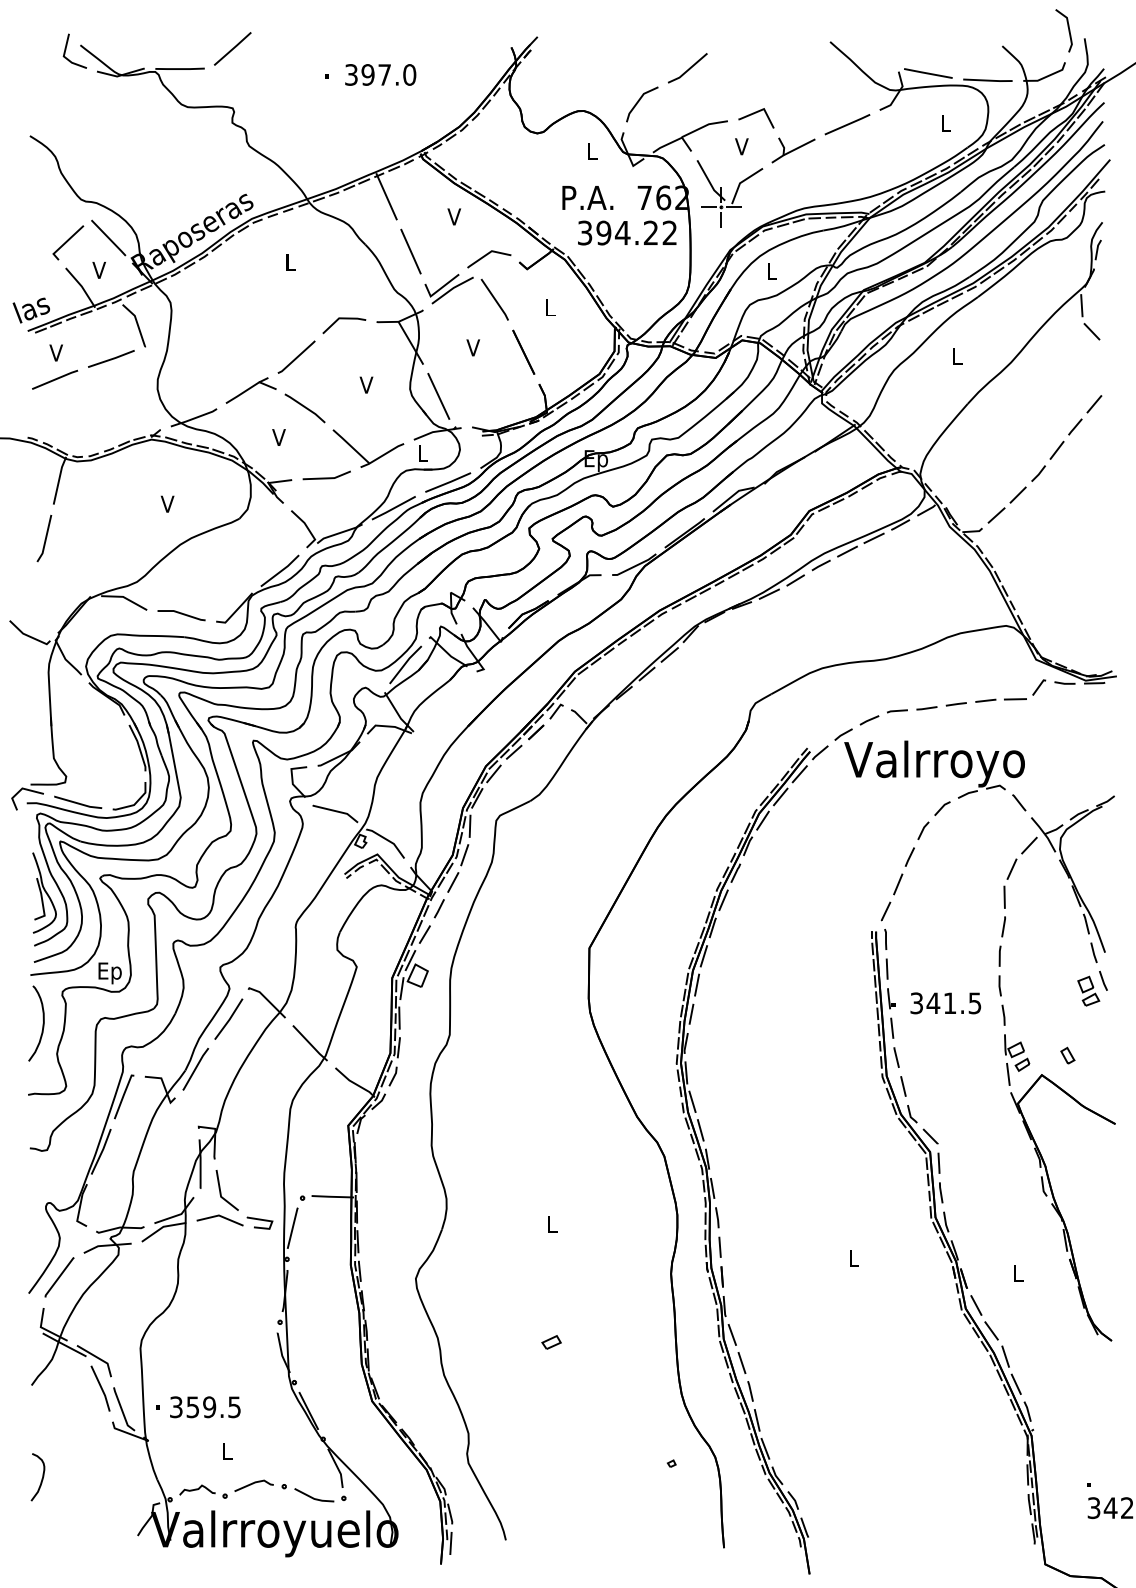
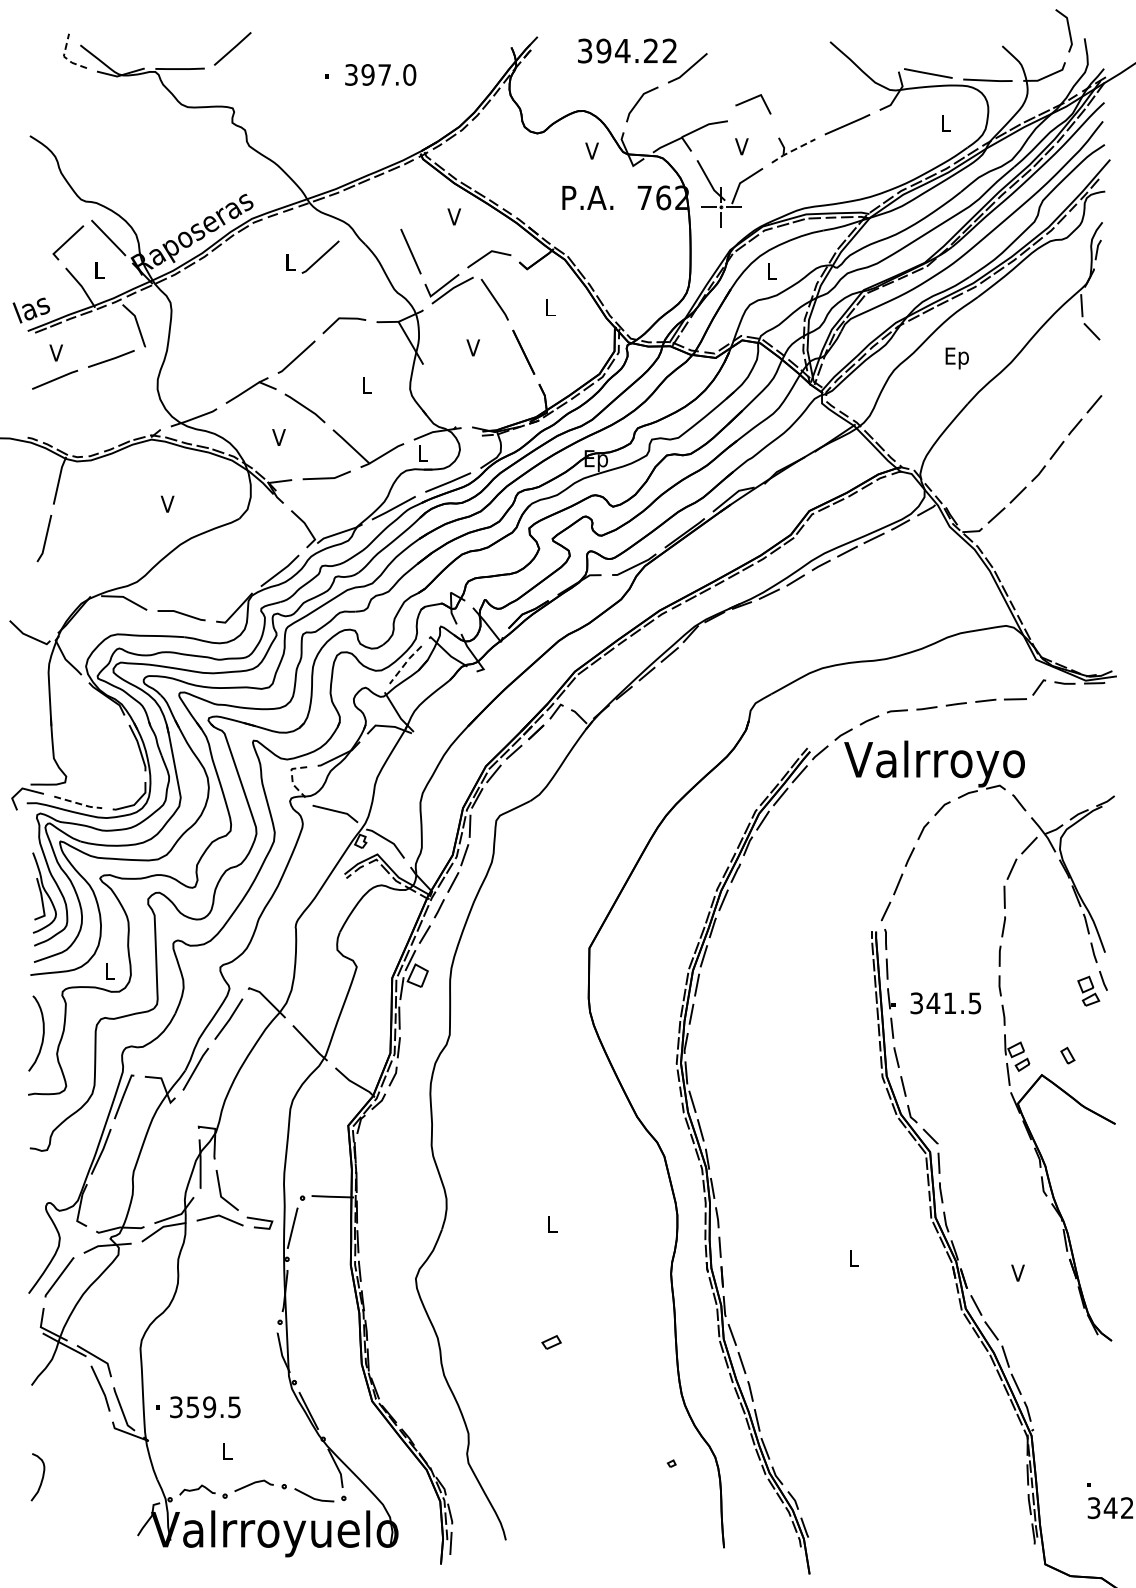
line: solid -> dashed (64, 56)
line position: (754, 114) -> (751, 100) (751, 100)
text: L -> V (591, 150)
line: solid -> dashed (793, 150)
line: present -> none (386, 196)
text position: (627, 232) -> (627, 50) (627, 50)
line: none -> present (320, 256)
text: V -> L (98, 269)
text: L -> Ep (956, 358)
text: V -> L (366, 384)
line: present -> none (438, 396)
line: solid -> dashed (405, 663)
line: solid -> dashed (292, 778)
line: solid -> dashed (77, 803)
text: Ep -> L (109, 973)
curve position: (42, 1023) -> (42, 1033) (42, 1033)
text: L -> V (1017, 1272)
